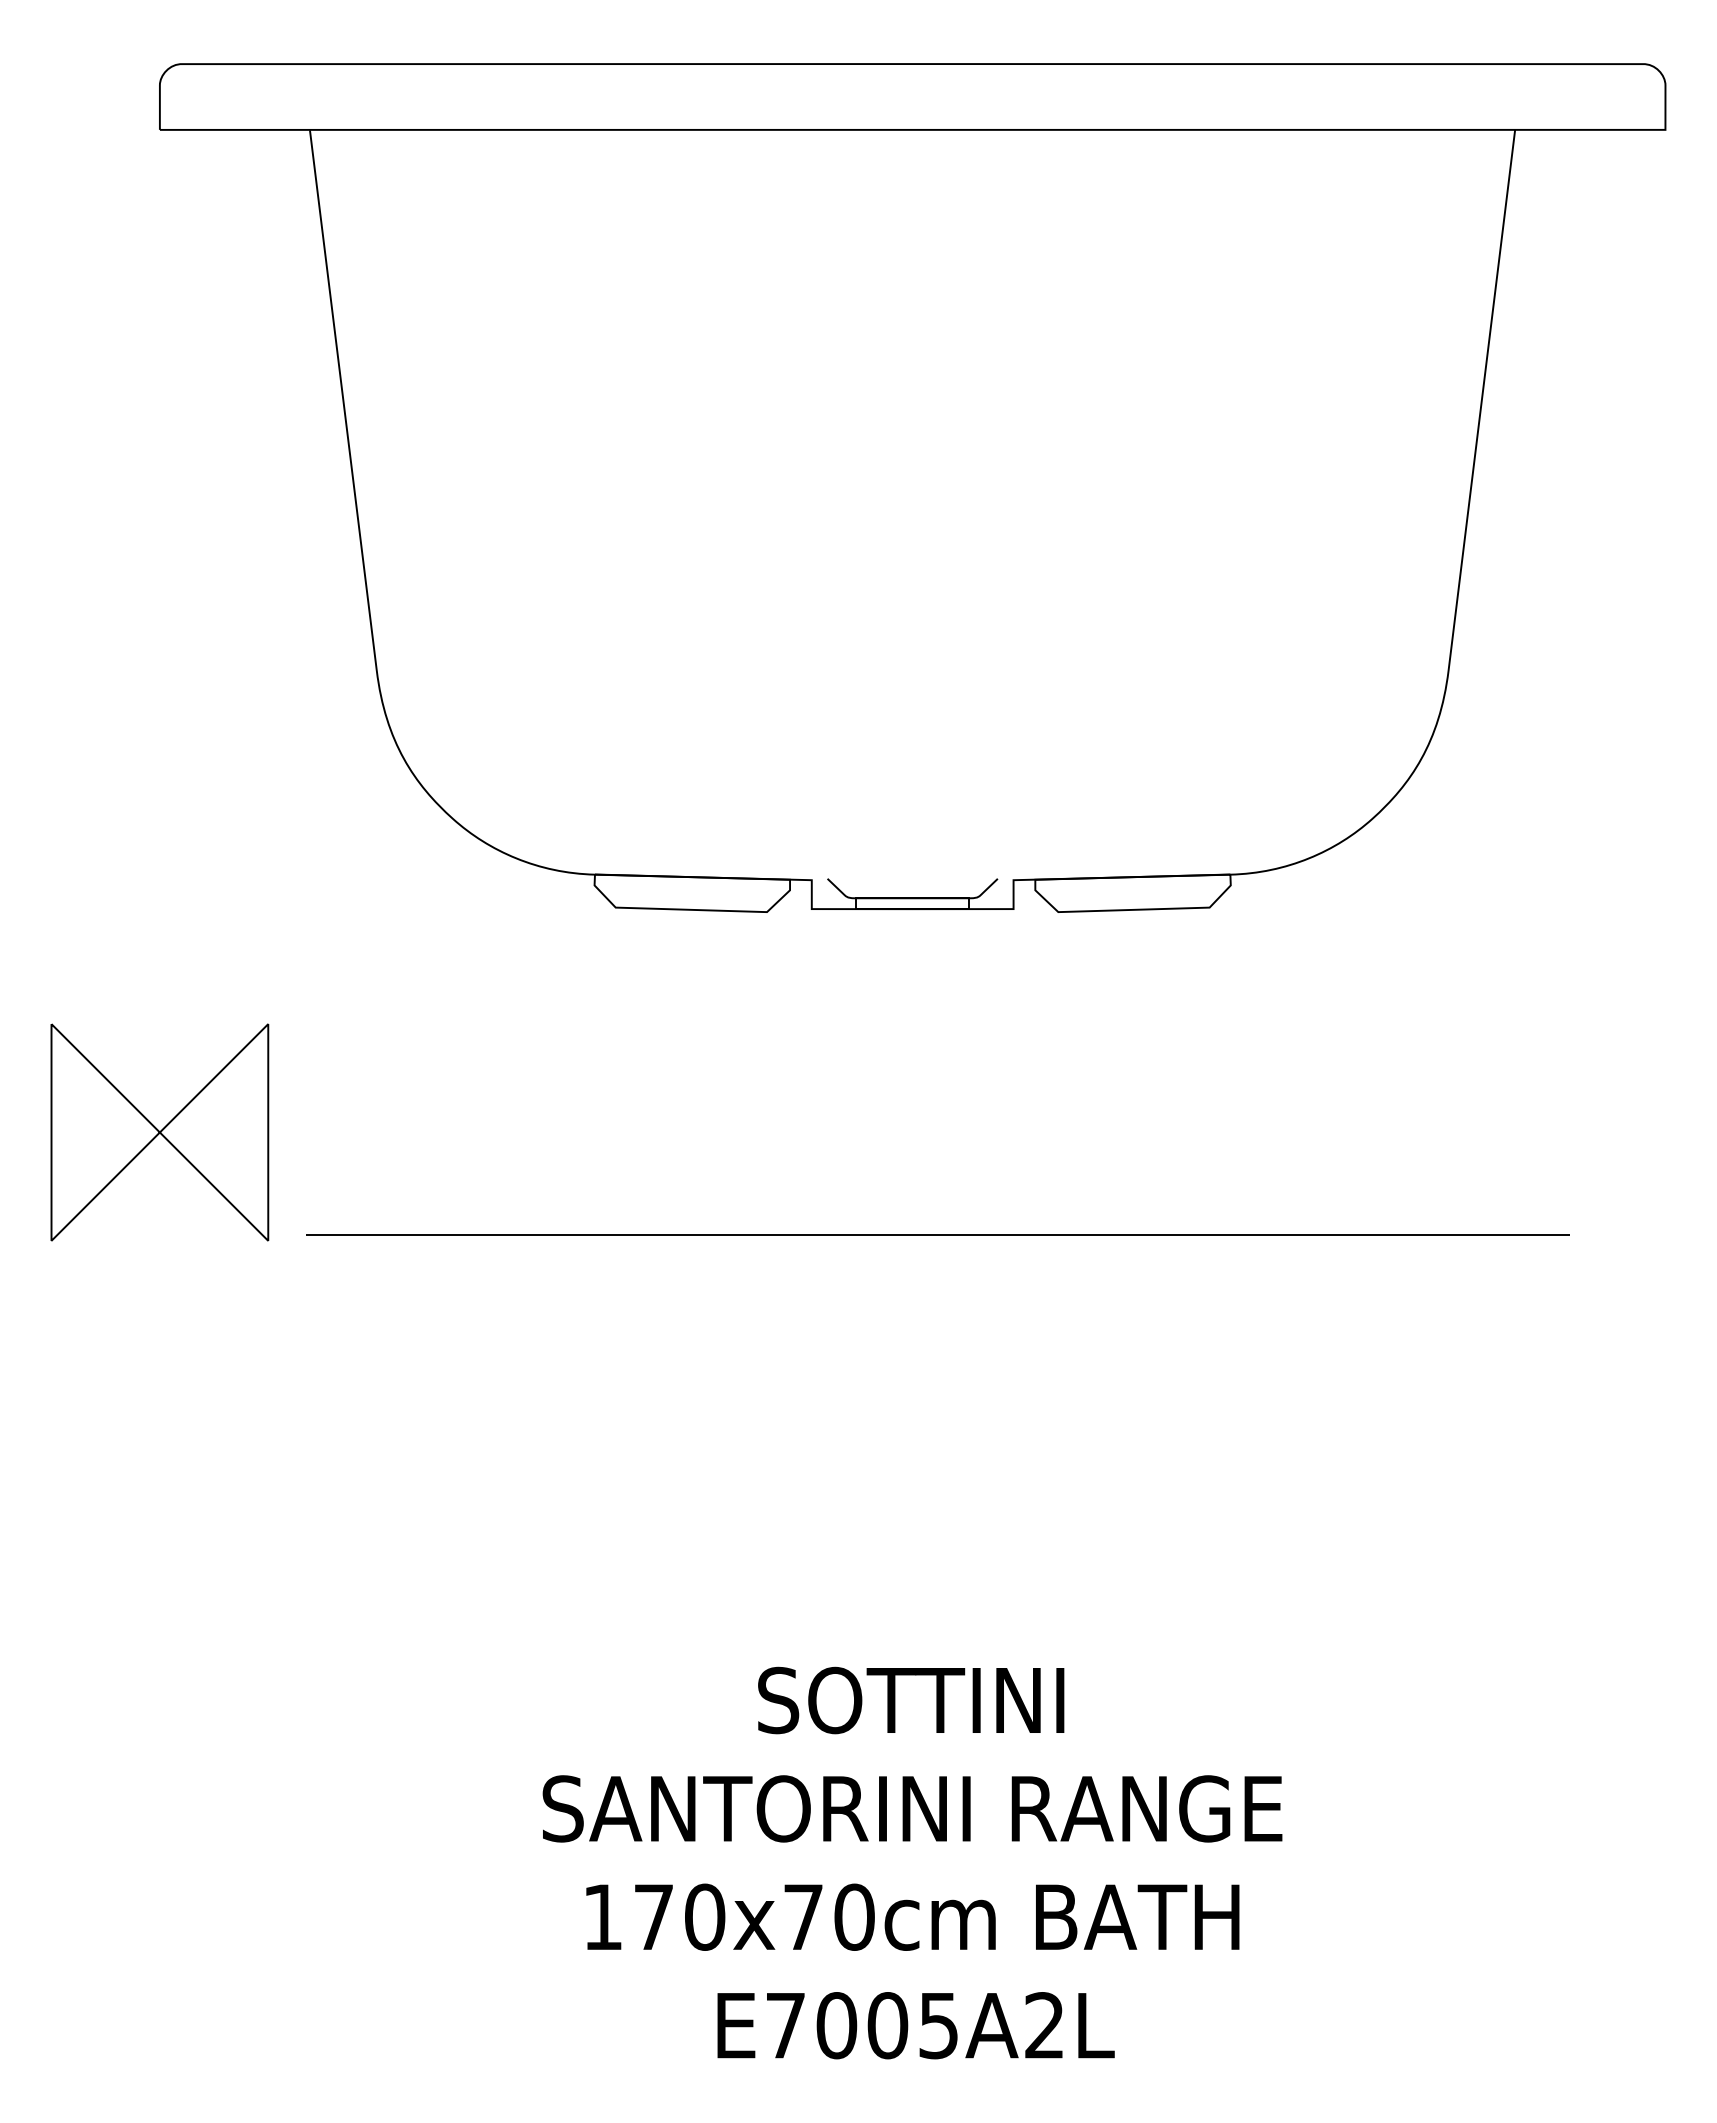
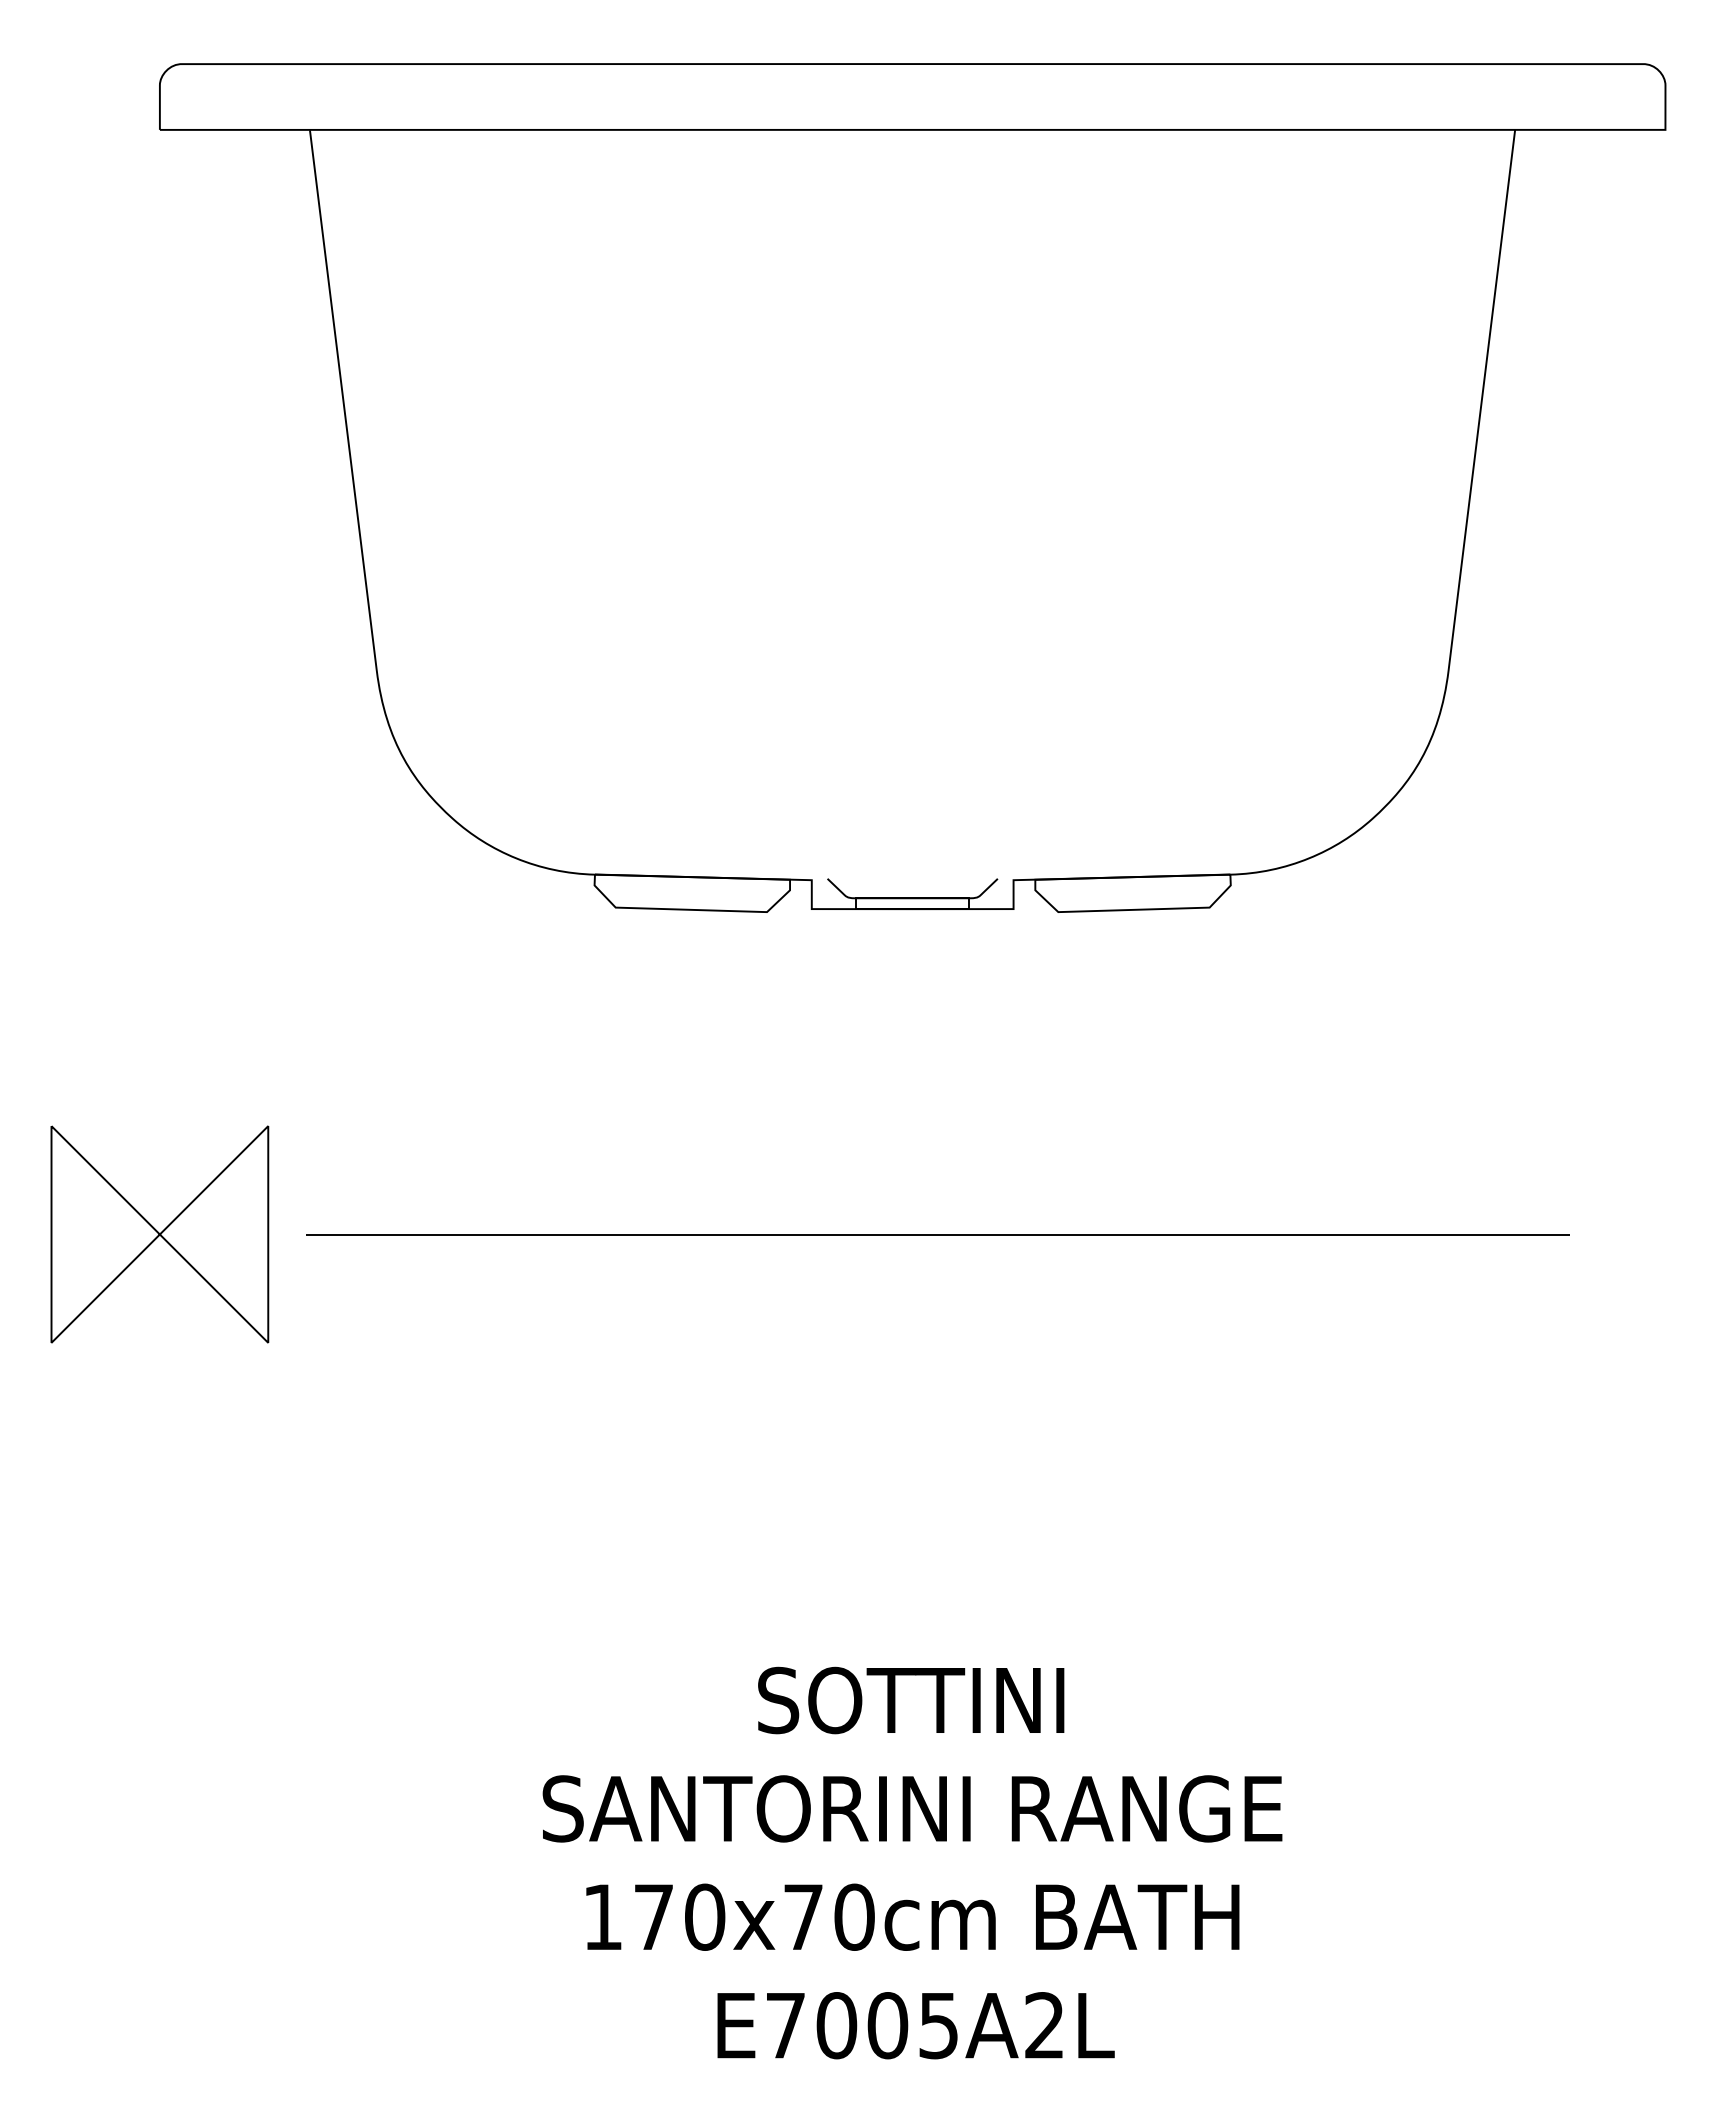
part position: (159, 1132) -> (159, 1234) (159, 1234)
